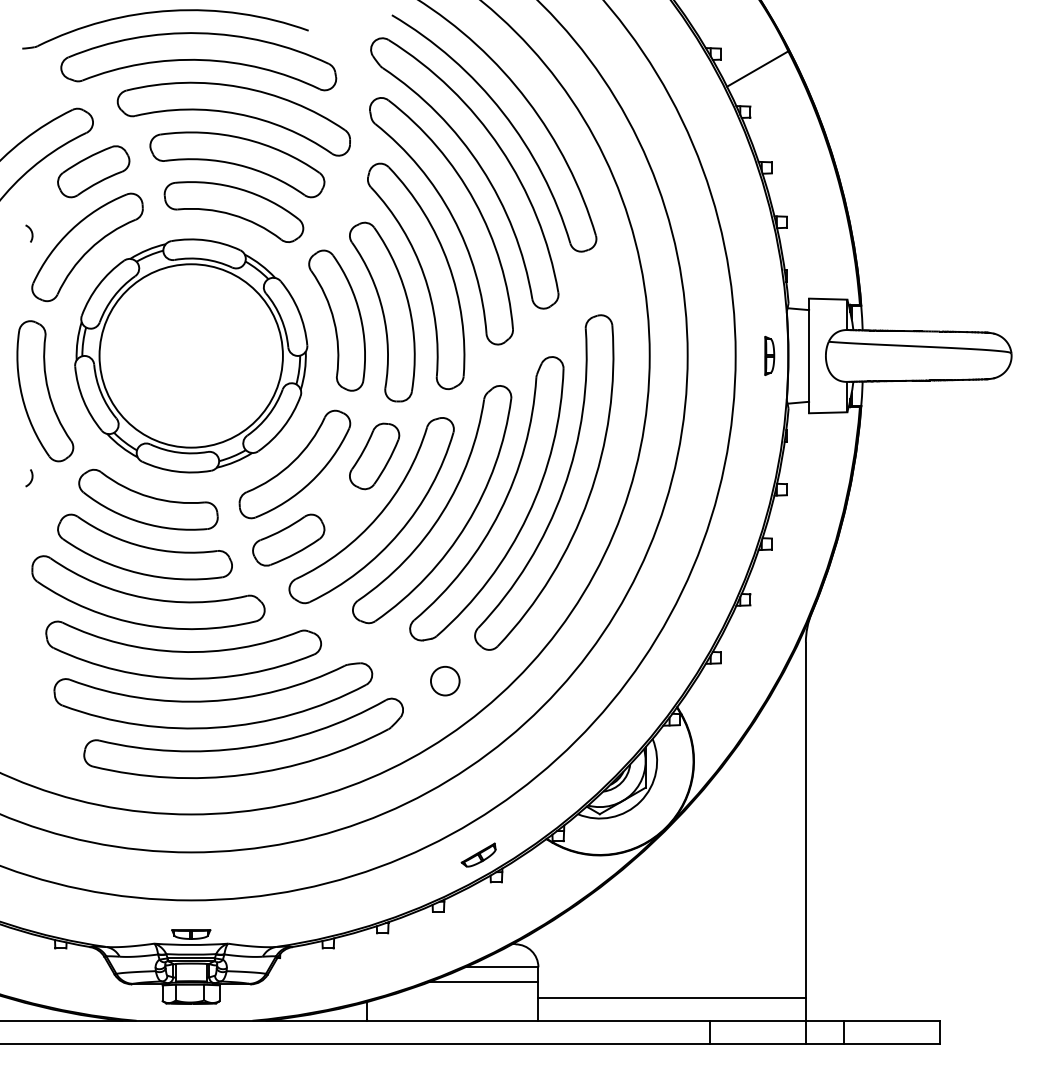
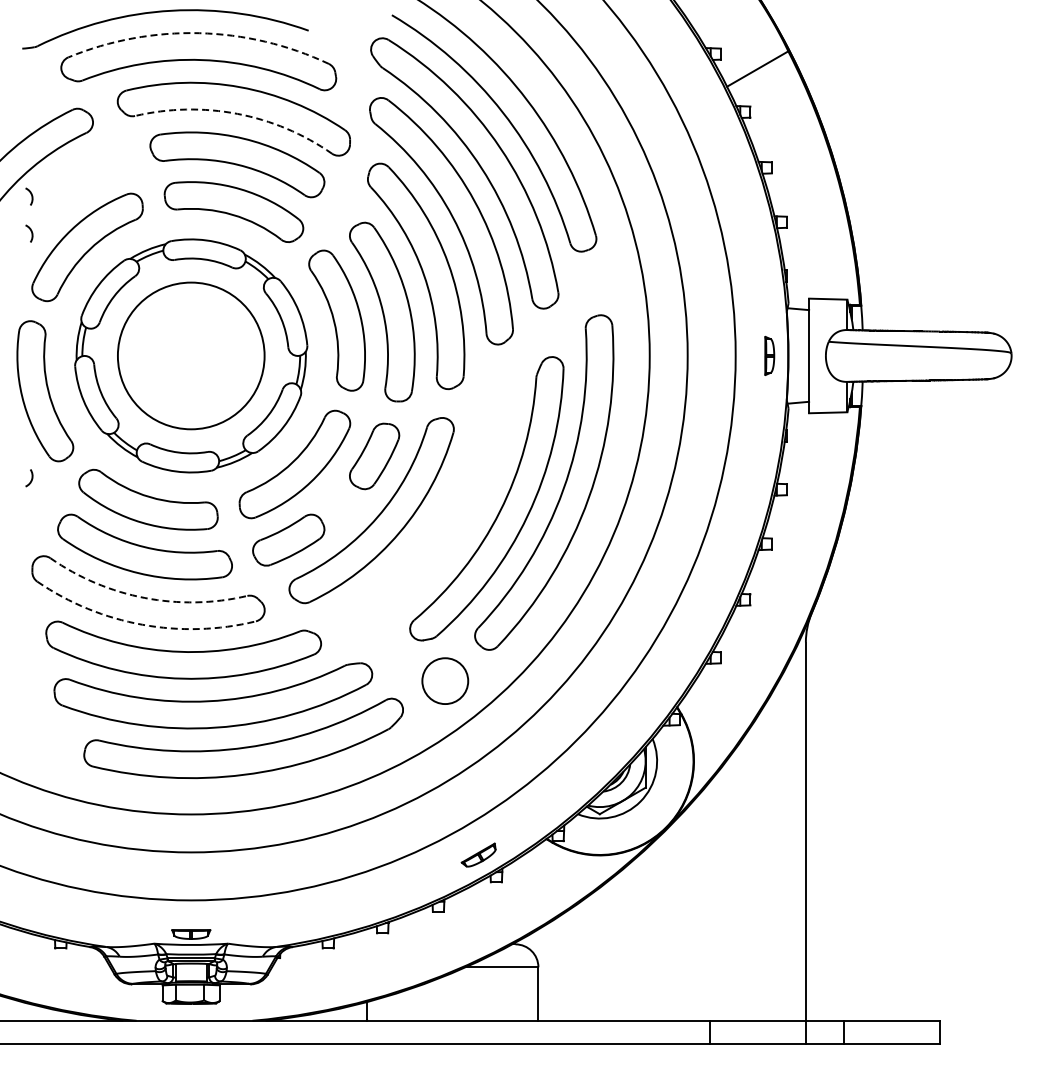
arc: solid -> dashed (199, 33)
arc: solid -> dashed (237, 113)
part: present -> none (93, 171)
arc: none -> present (31, 196)
circle diameter: 183 px -> 147 px (190, 355)
part: present -> none (442, 510)
arc: solid -> dashed (144, 598)
arc: solid -> dashed (142, 624)
circle diameter: 29 px -> 46 px (445, 681)
line: present -> none (483, 981)
line: present -> none (671, 997)
